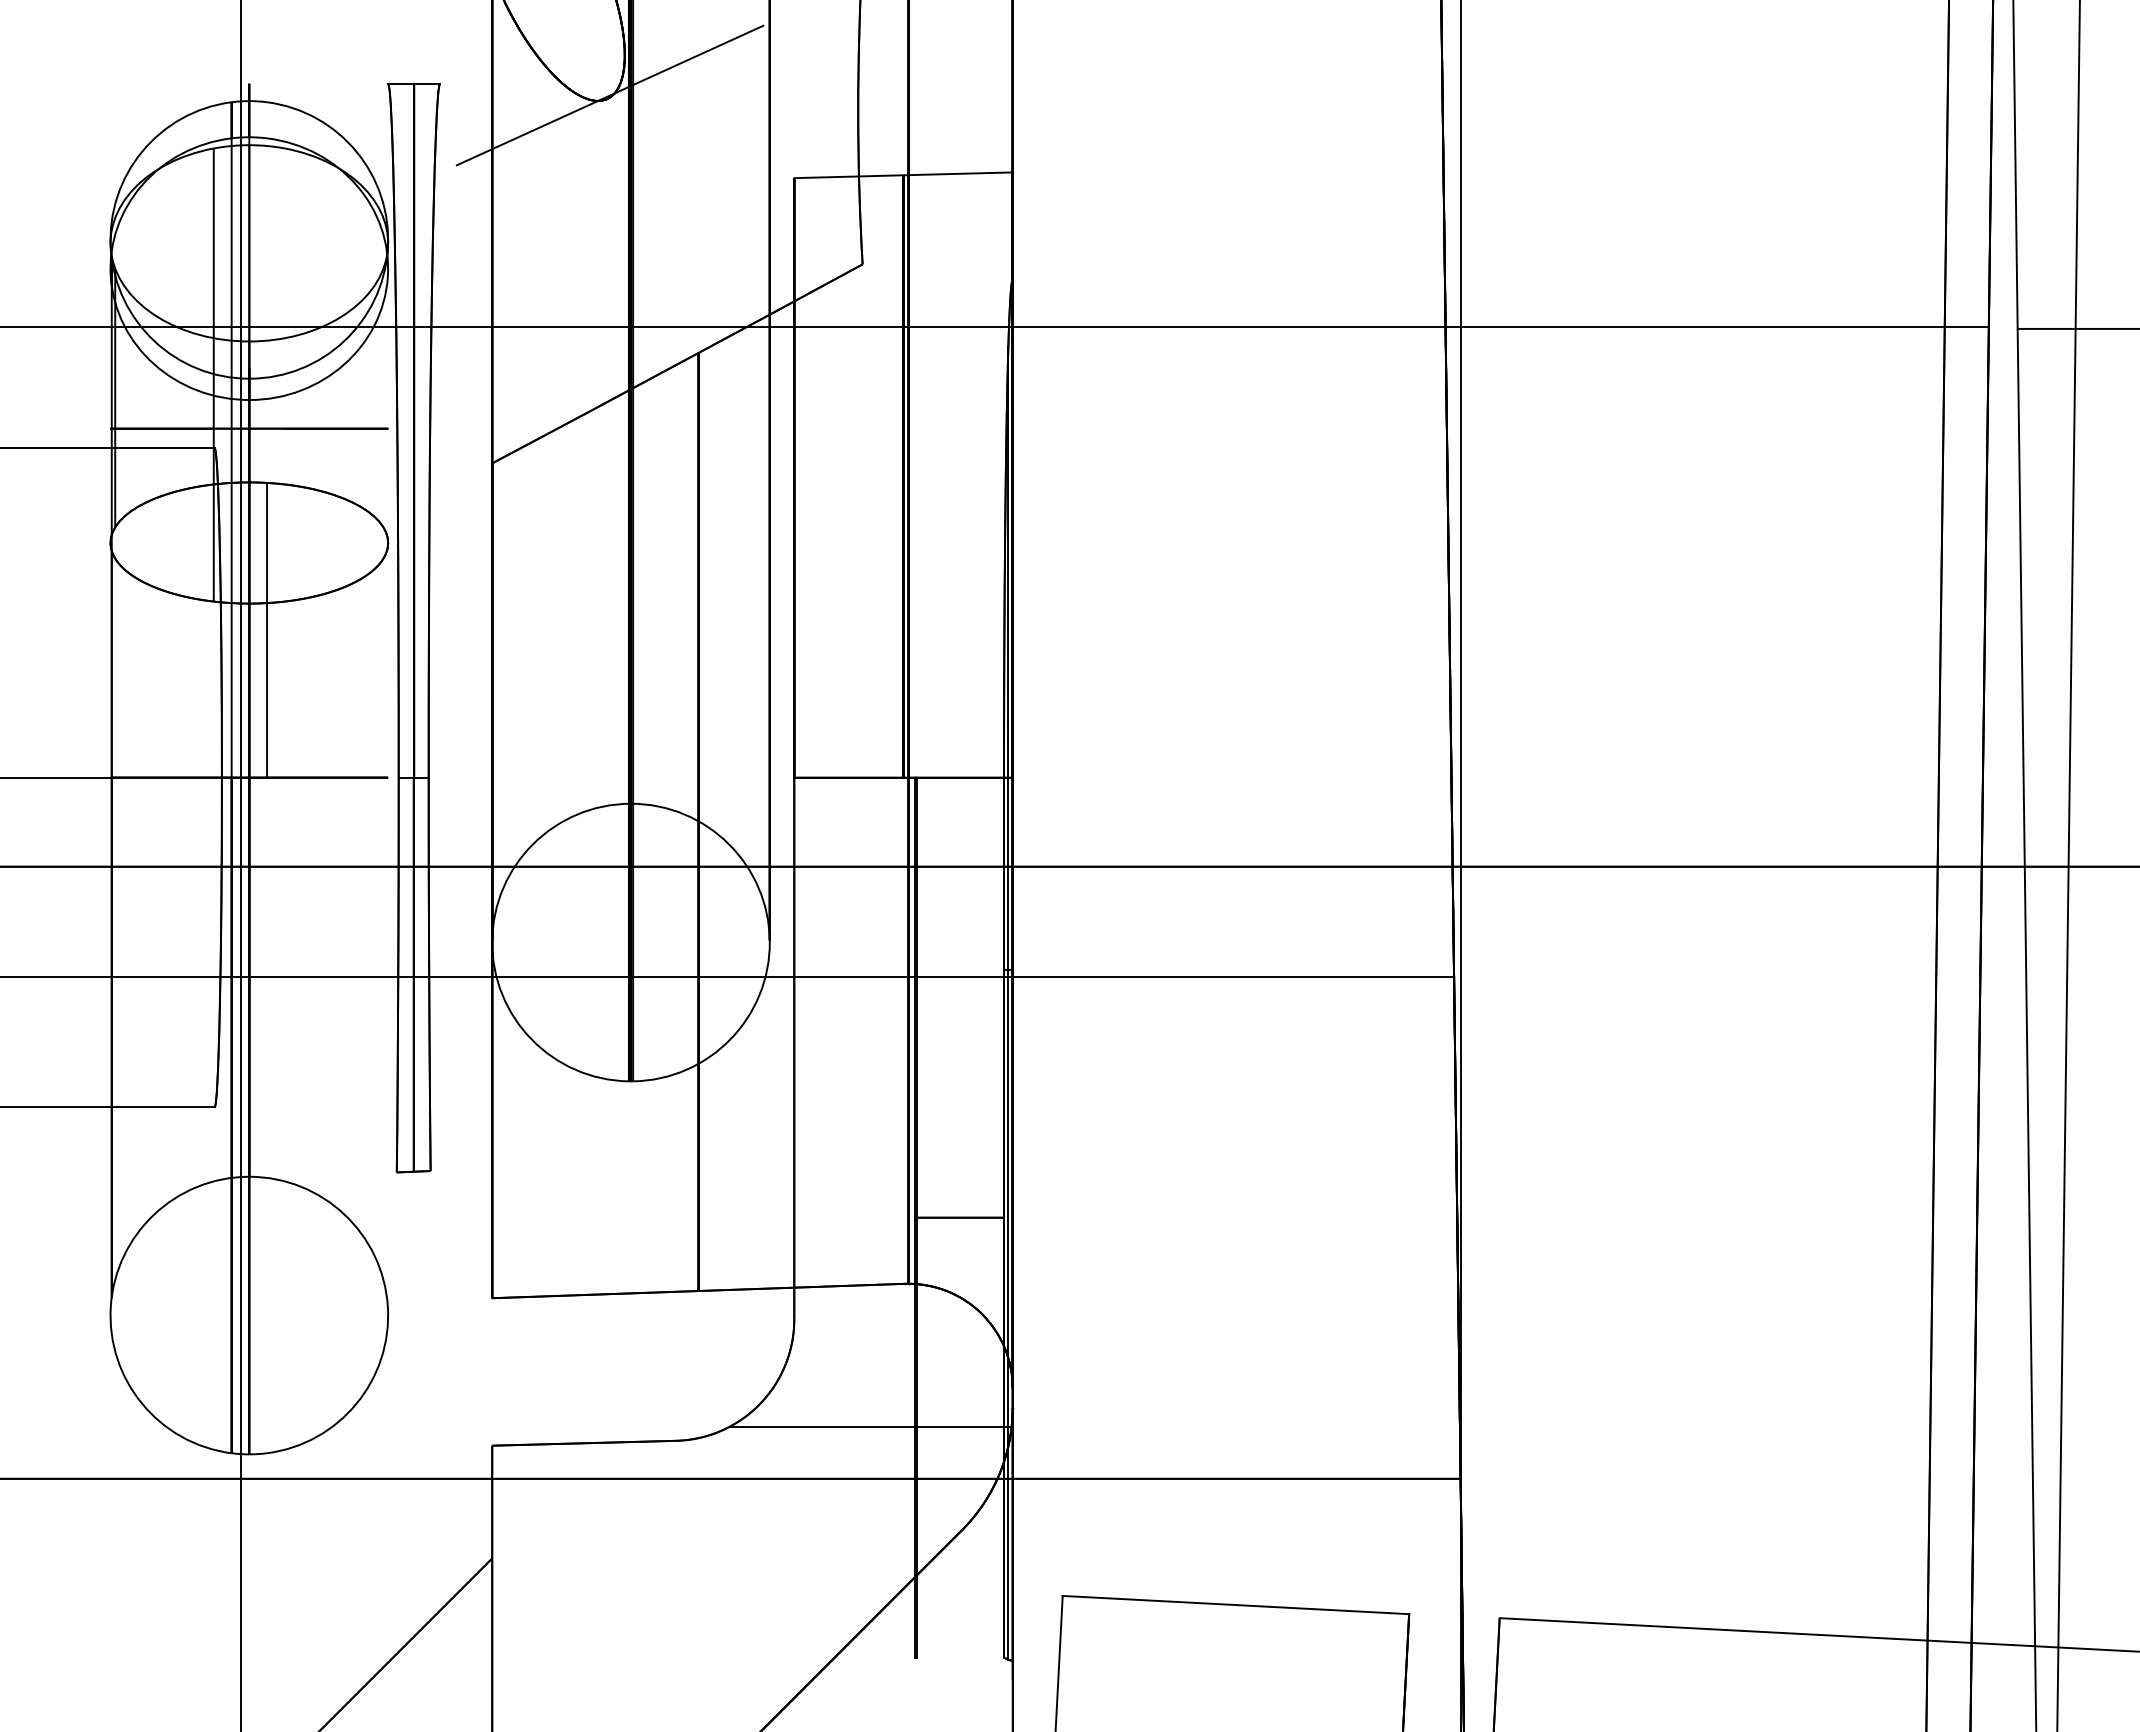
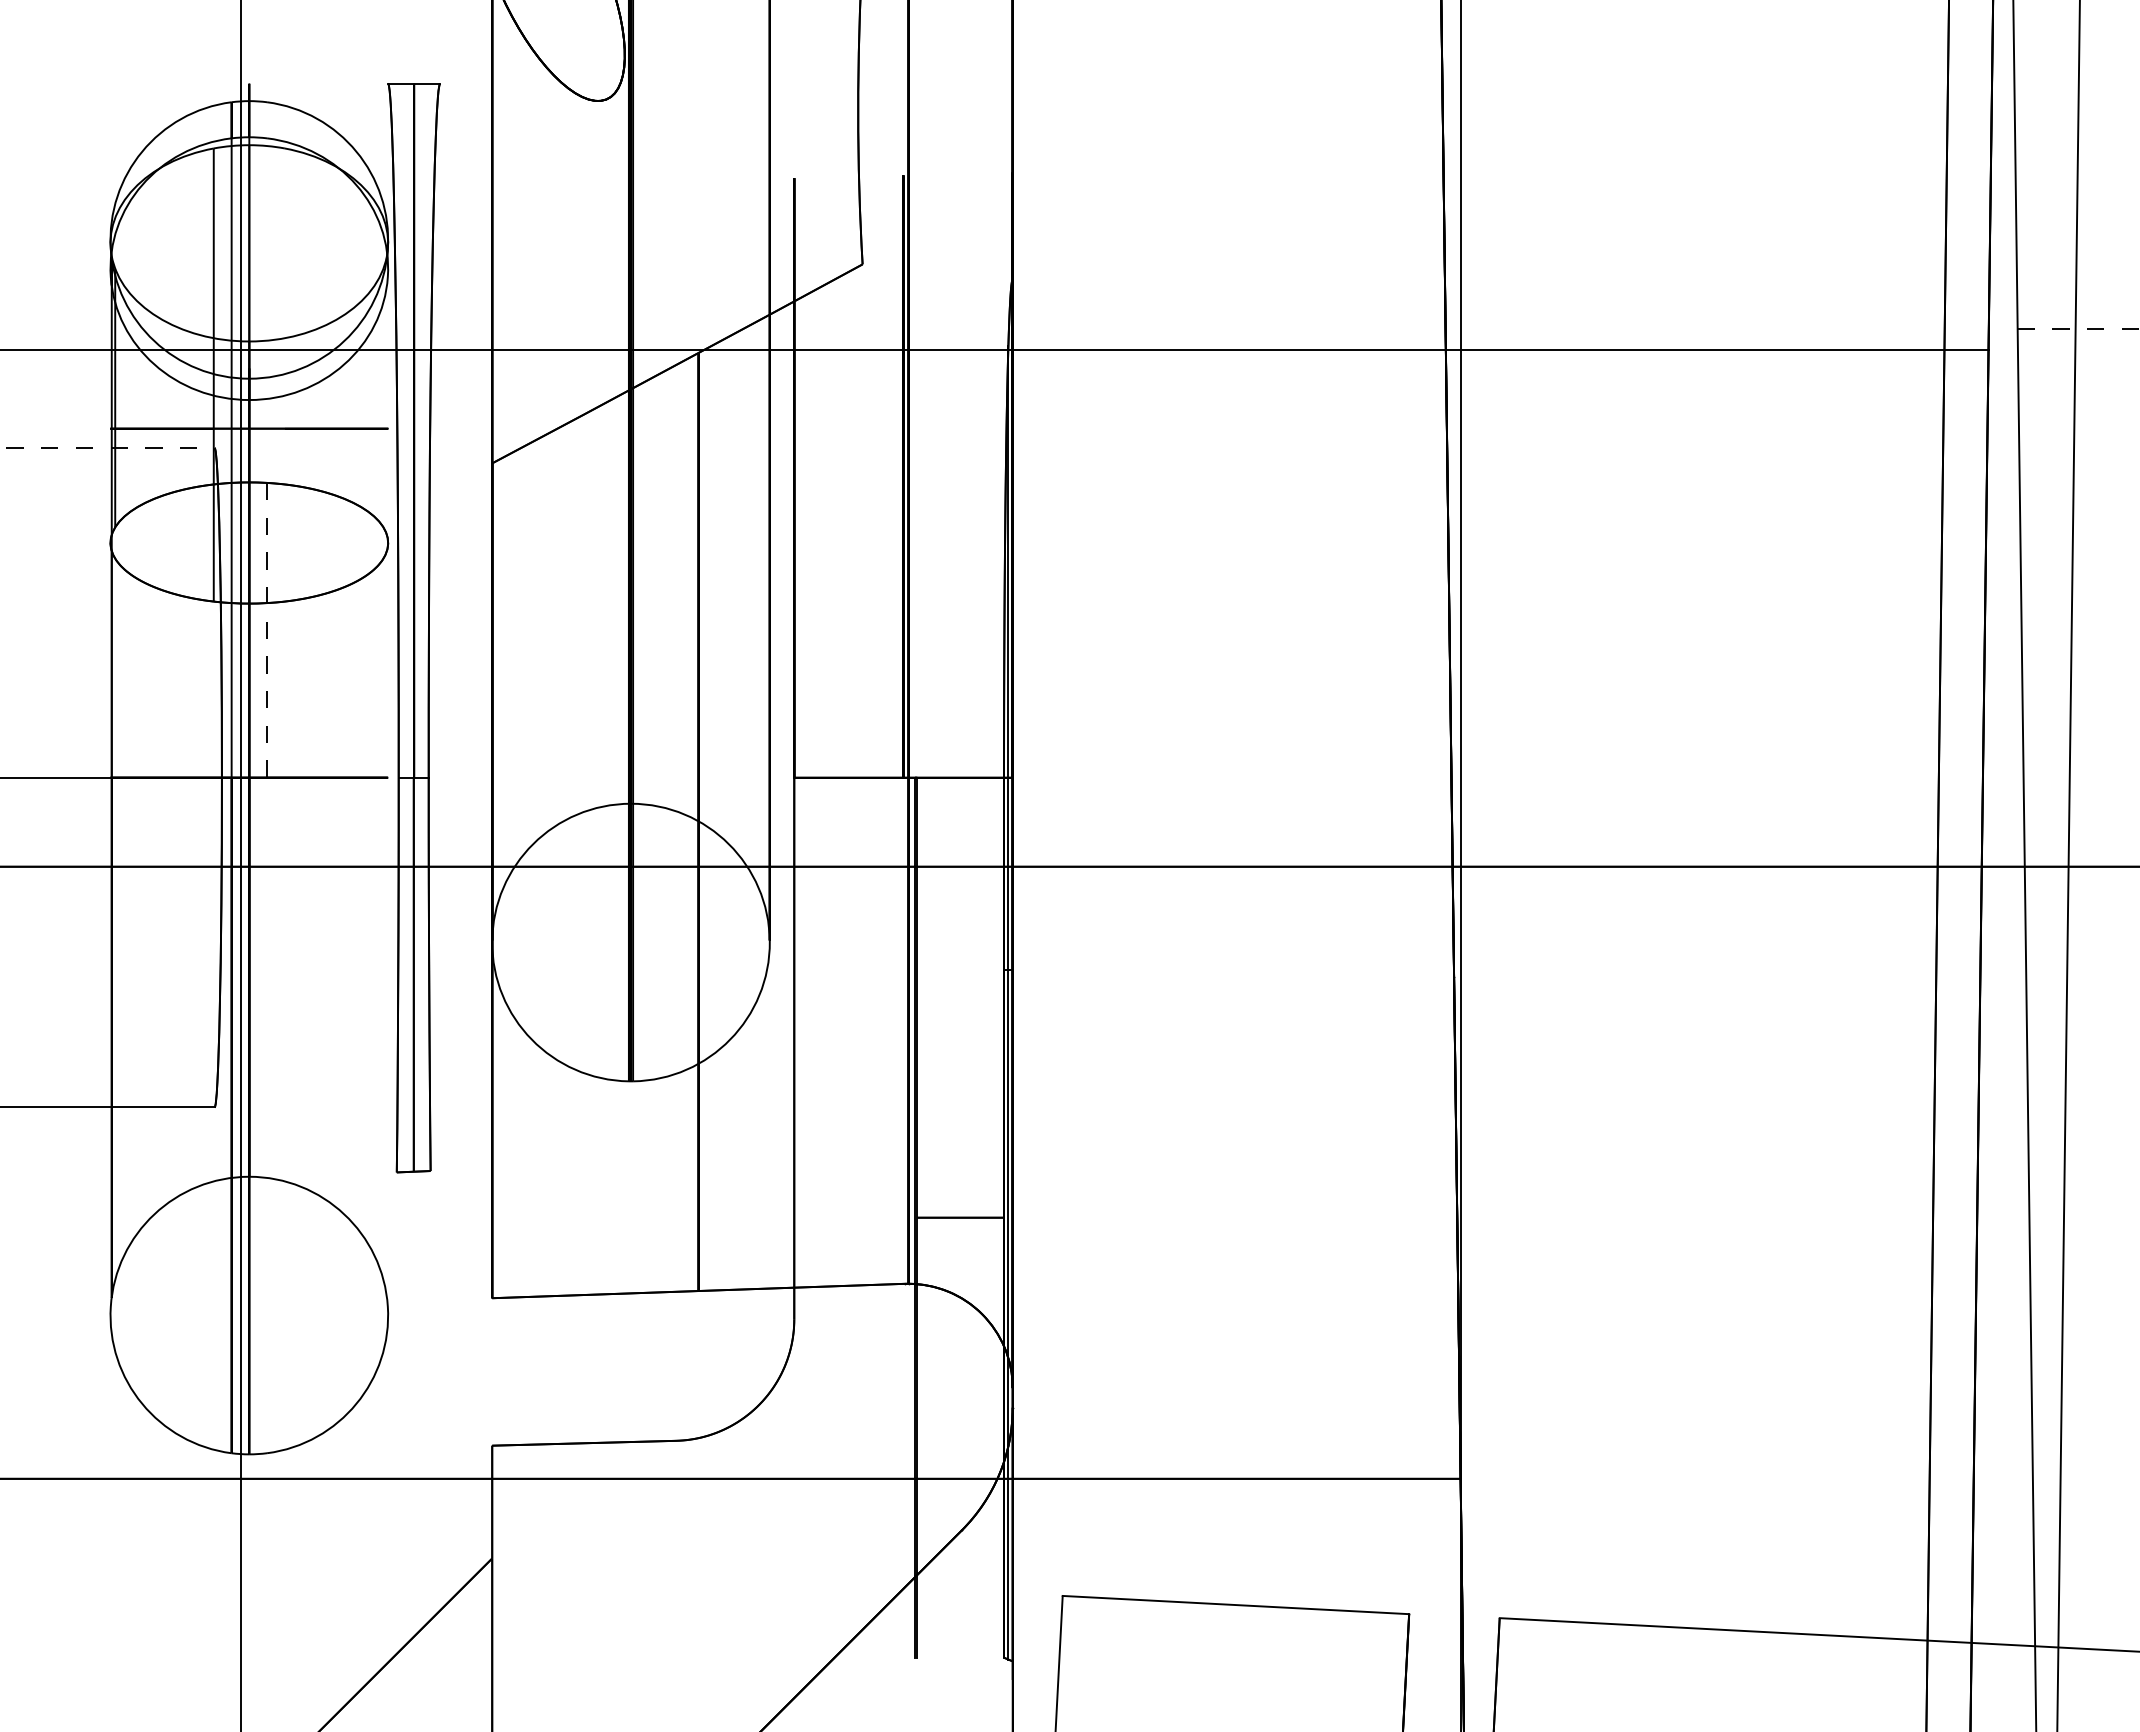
line: present -> none (609, 95)
line: present -> none (903, 175)
line position: (995, 327) -> (995, 350) (995, 350)
arc: solid -> dashed (2078, 328)
line: solid -> dashed (107, 448)
arc: solid -> dashed (267, 629)
line: present -> none (728, 977)
line: present -> none (870, 1426)
